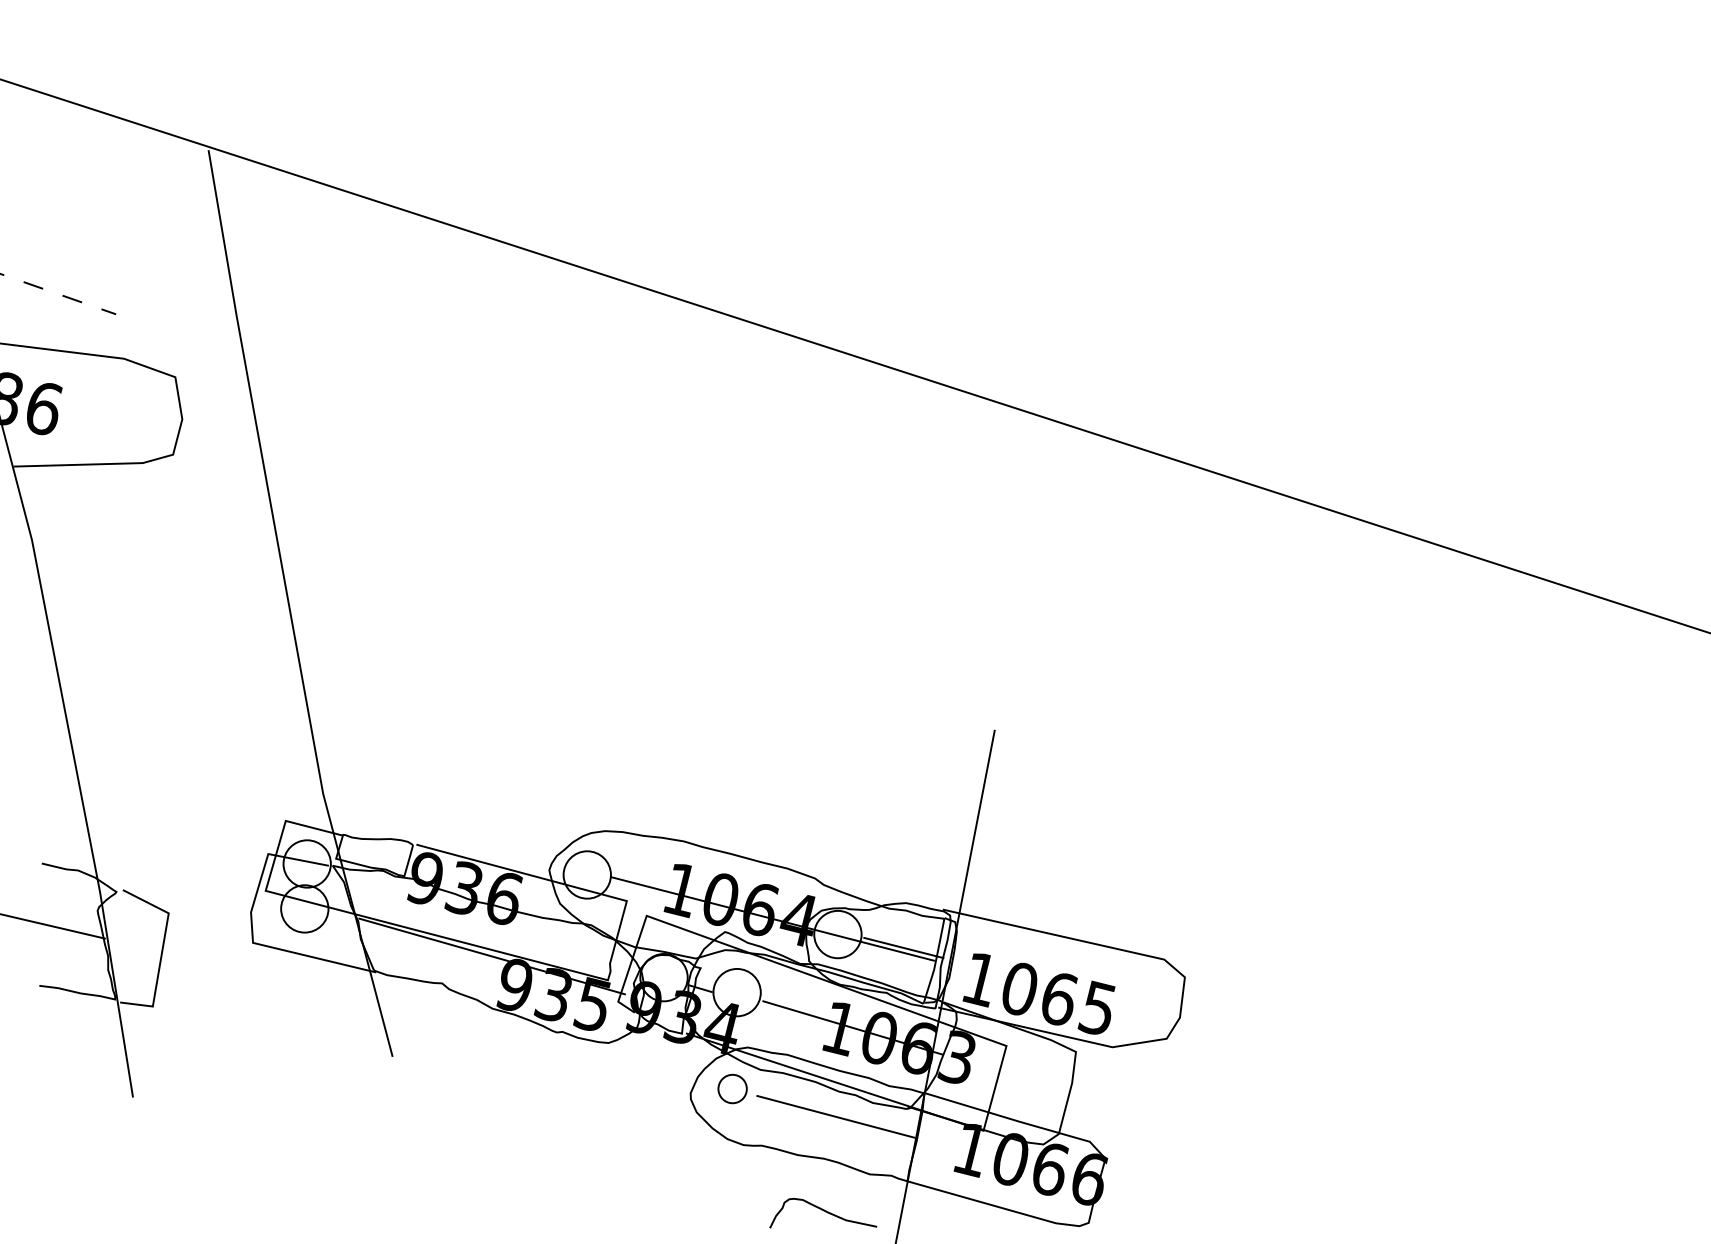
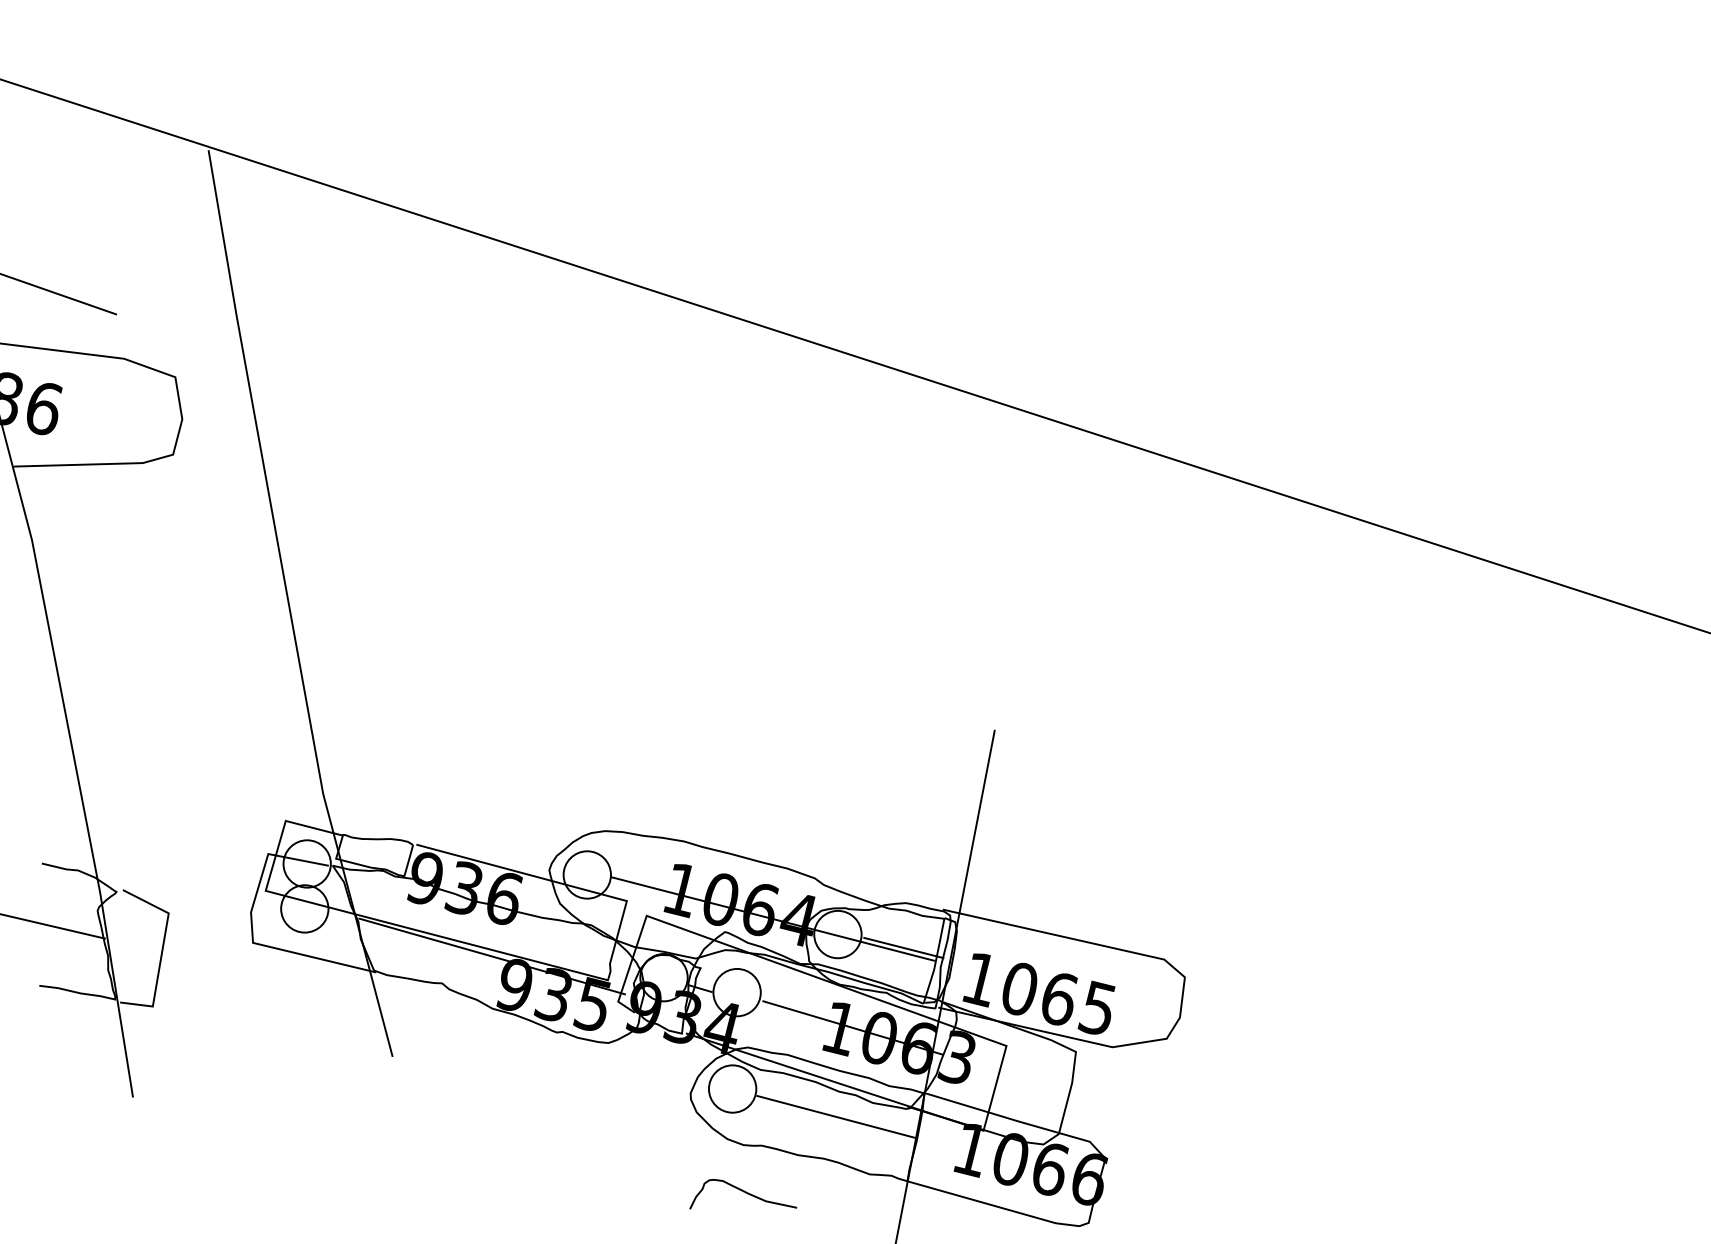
line: dashed -> solid (58, 294)
circle diameter: 28 px -> 47 px (732, 1088)
curve position: (823, 1211) -> (743, 1192) (743, 1192)
